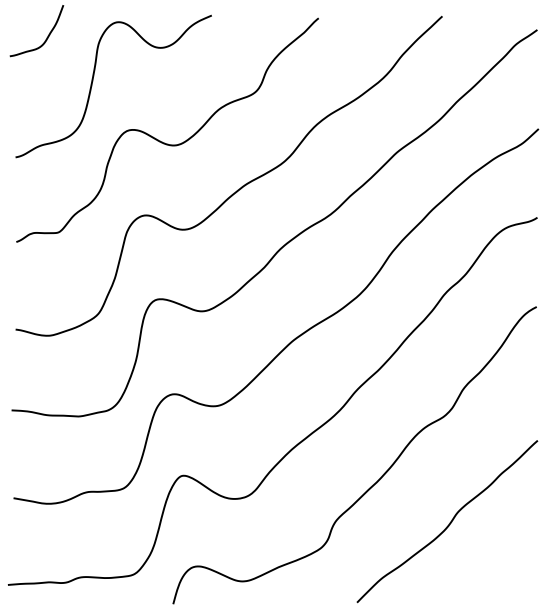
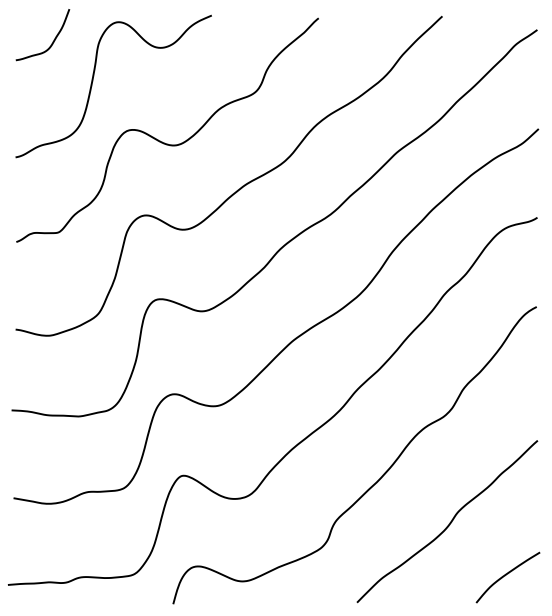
curve position: (46, 37) -> (52, 41) (52, 41)
curve: none -> present (506, 575)
